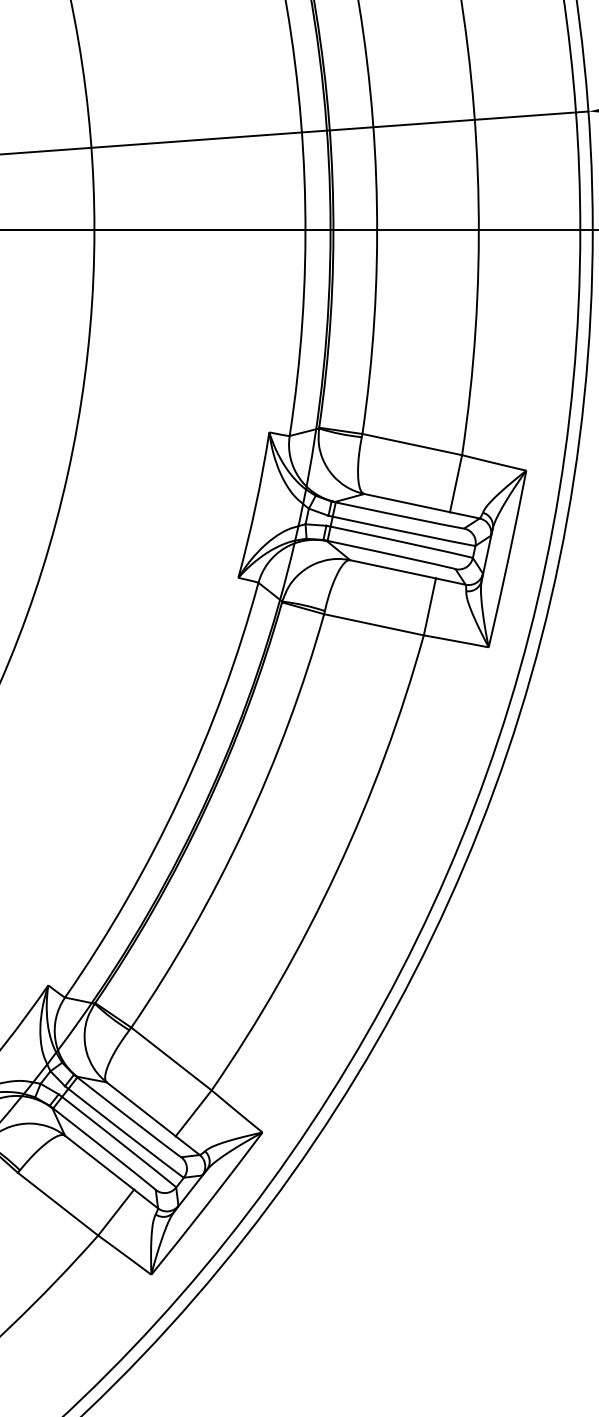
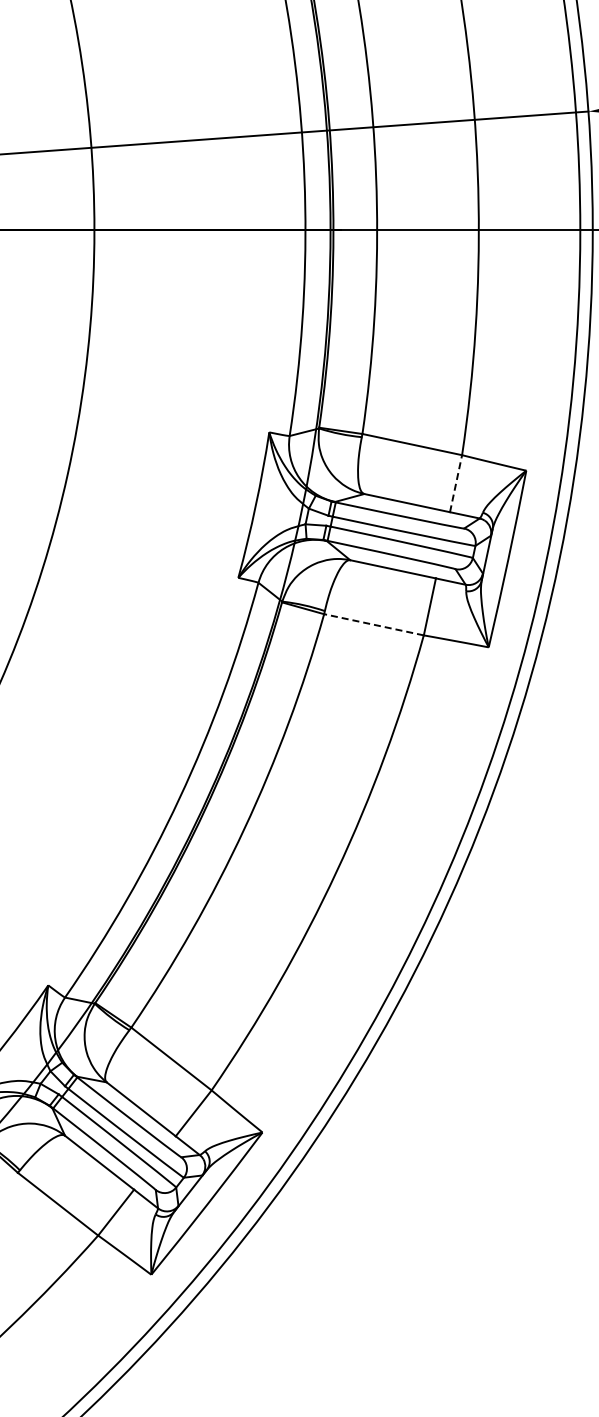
line: solid -> dashed (456, 483)
line: solid -> dashed (374, 624)
